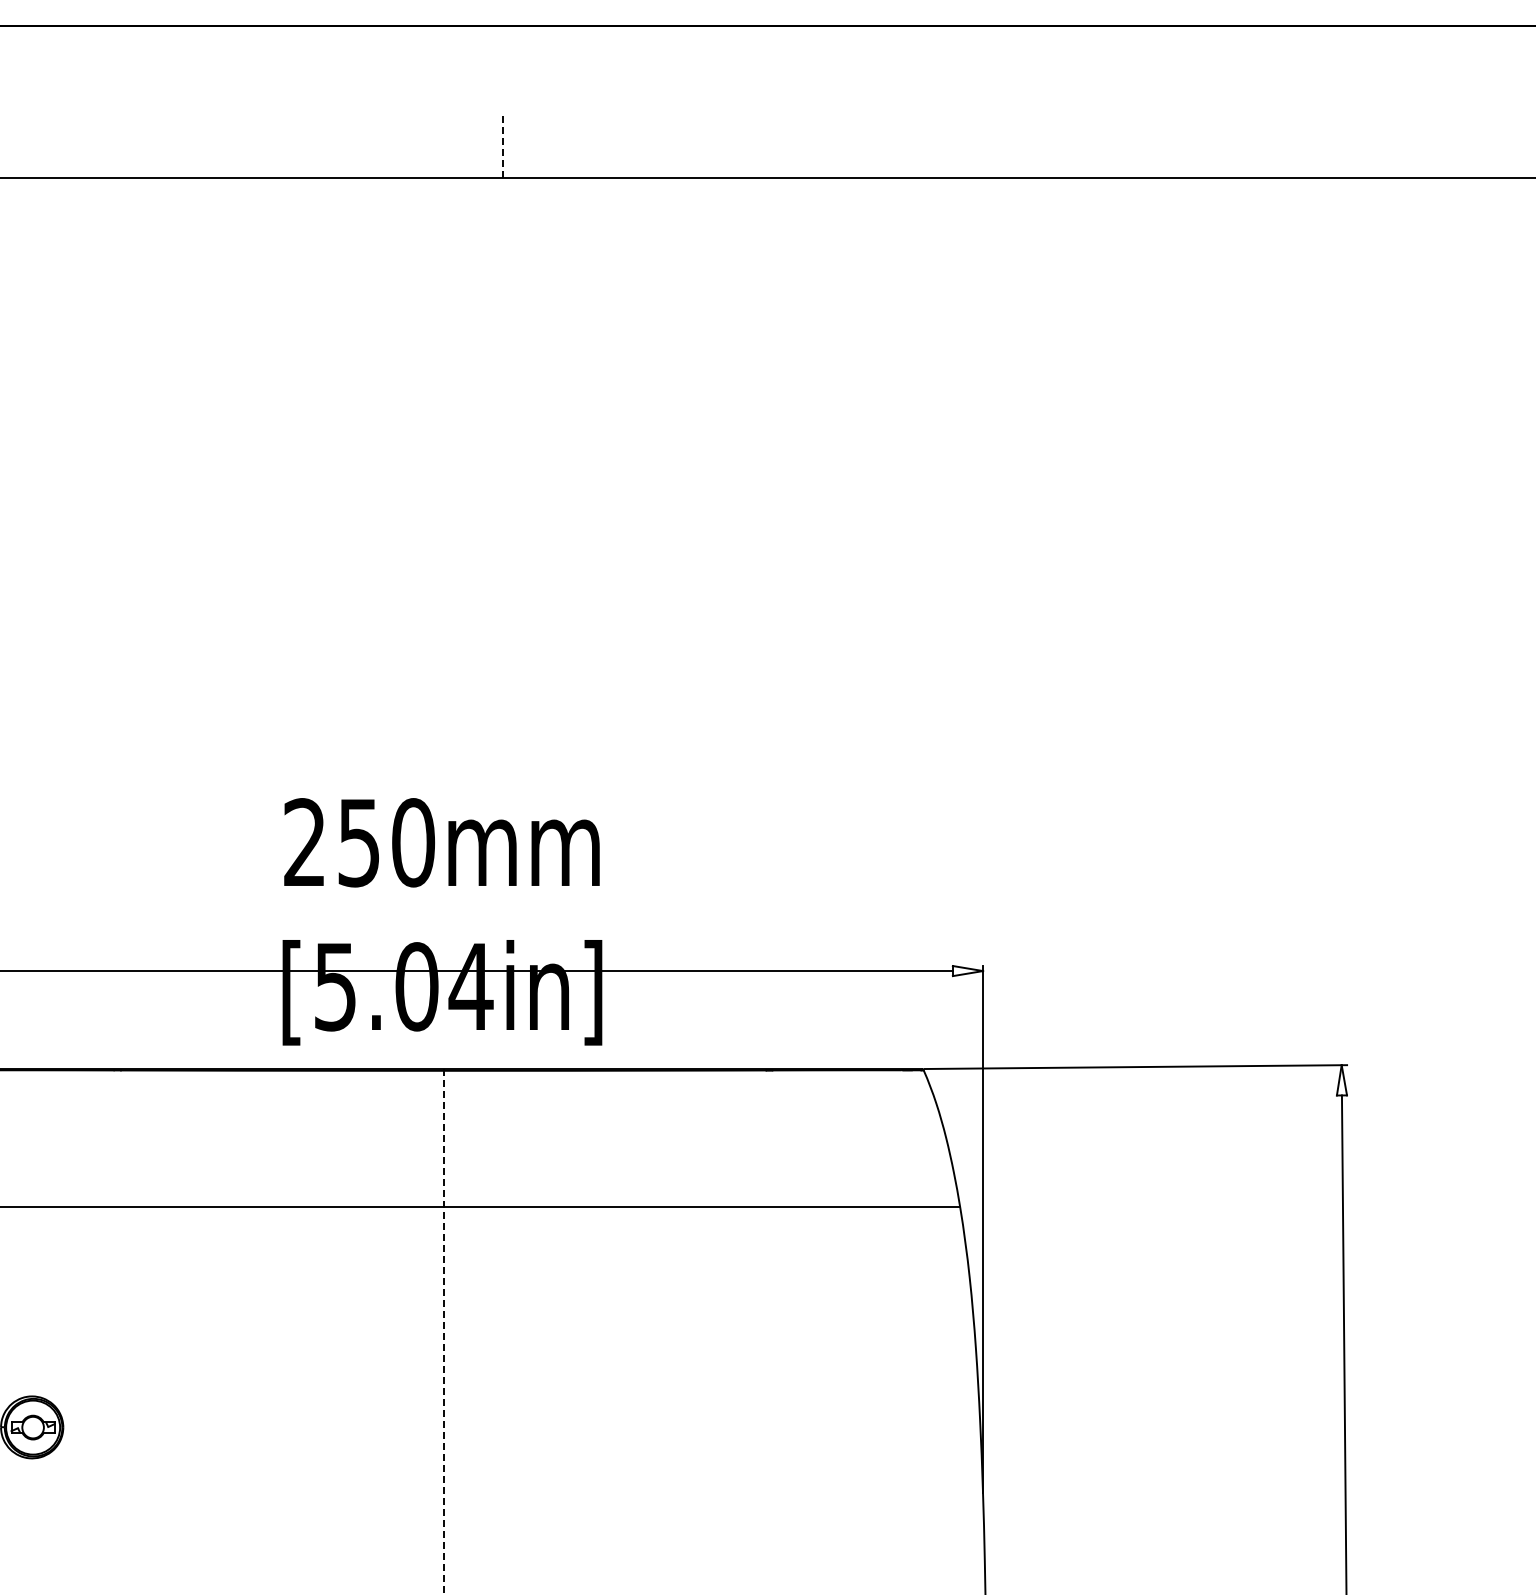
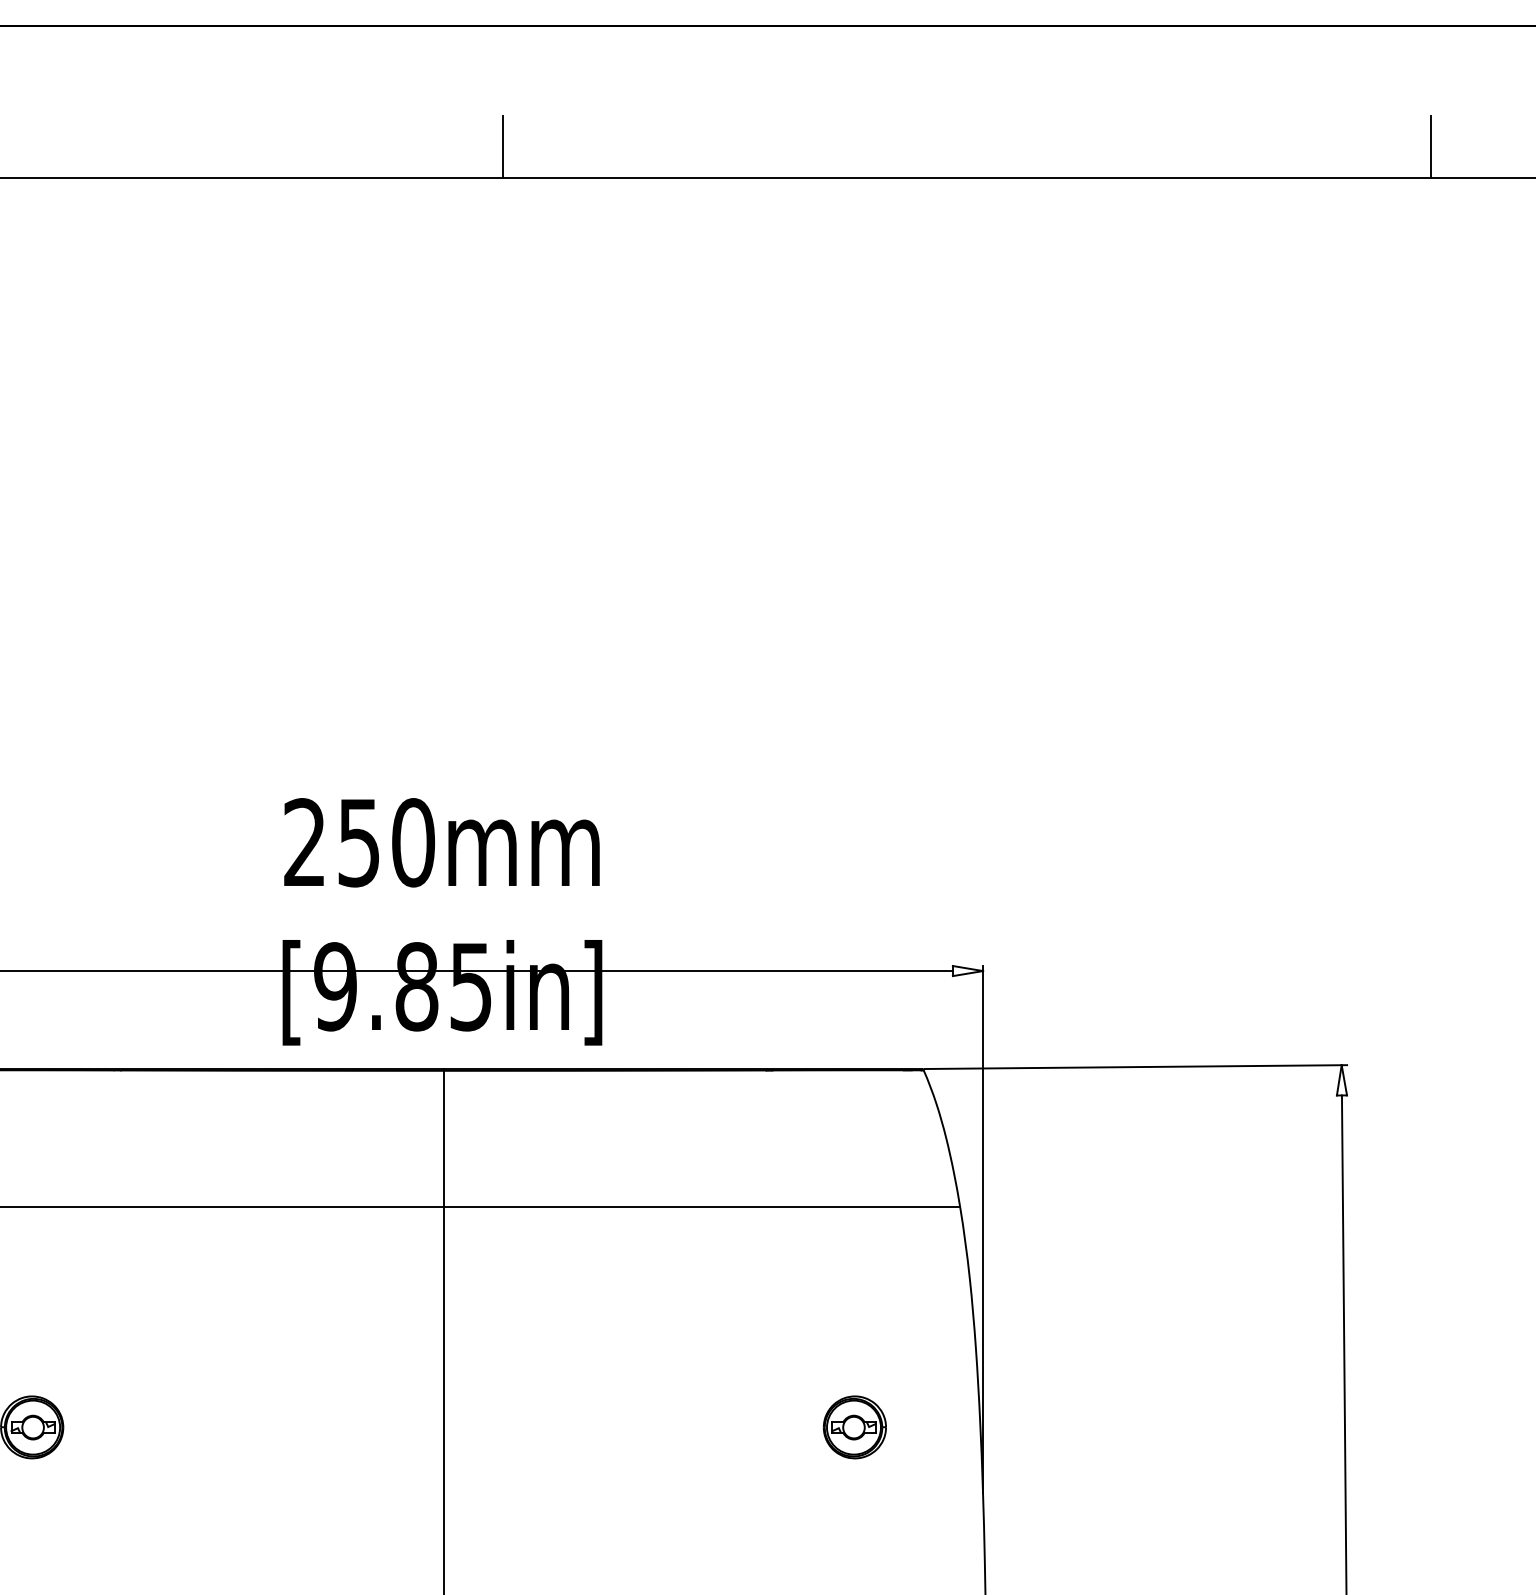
line: none -> present (1431, 146)
line: dashed -> solid (503, 147)
text: [5.04in] -> [9.85in] (403, 986)
line: dashed -> solid (443, 1331)
part: none -> present (854, 1427)
